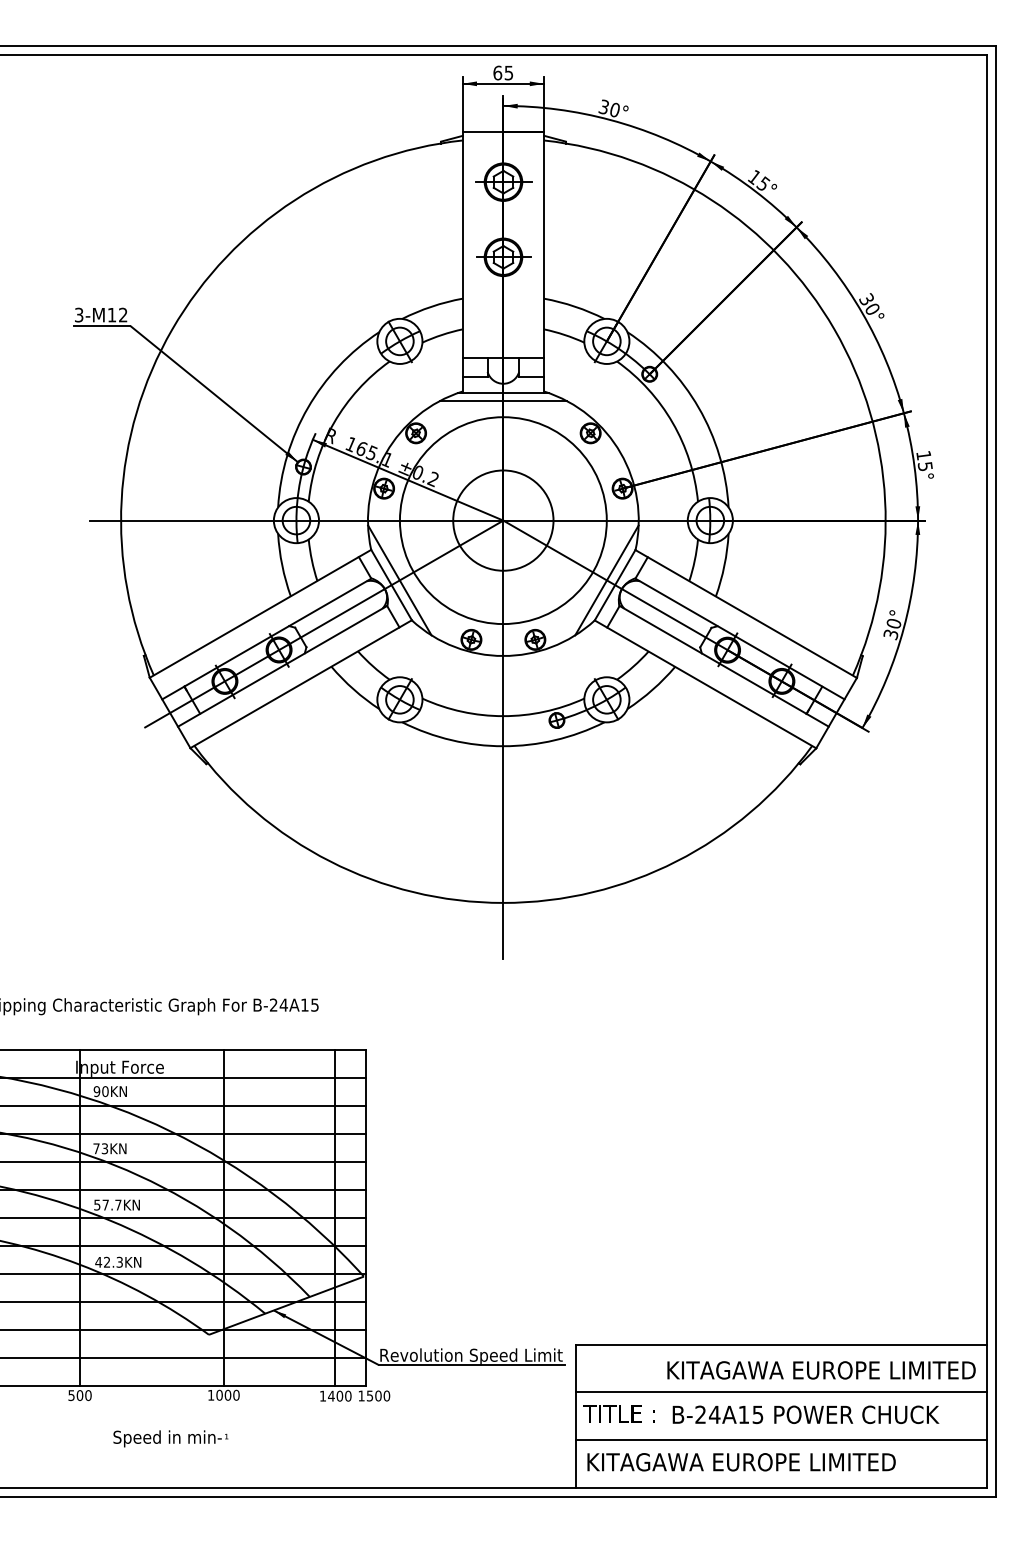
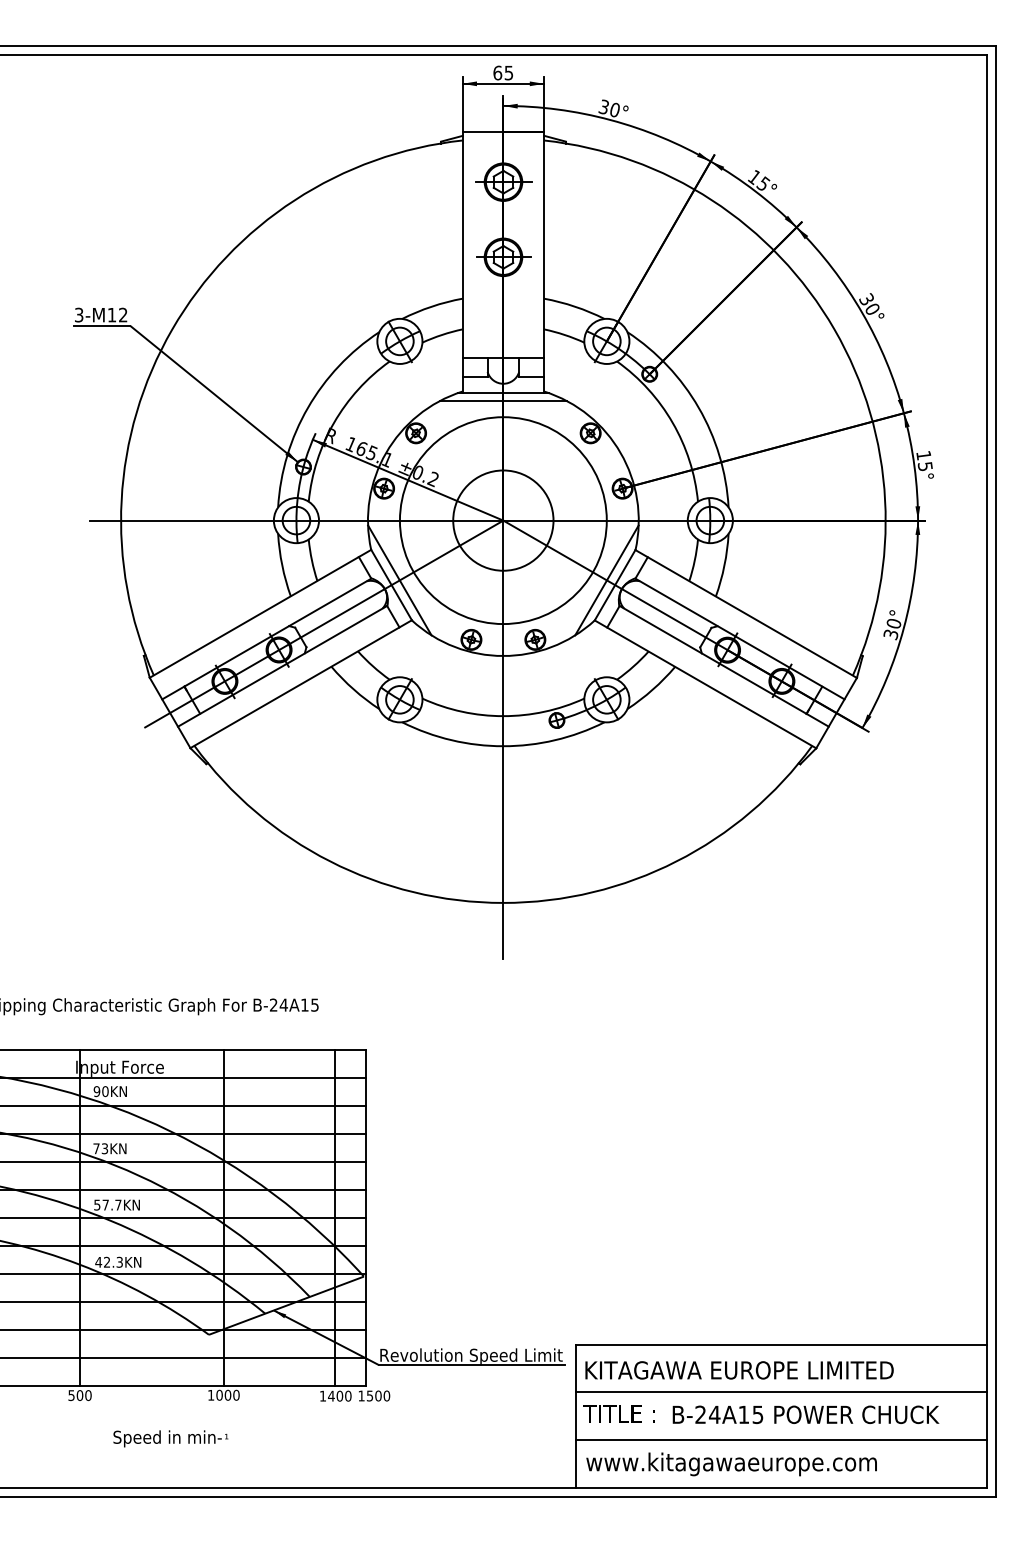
text position: (821, 1370) -> (739, 1370) (739, 1370)
text: KITAGAWA EUROPE LIMITED -> www.kitagawaeurope.com (740, 1464)
